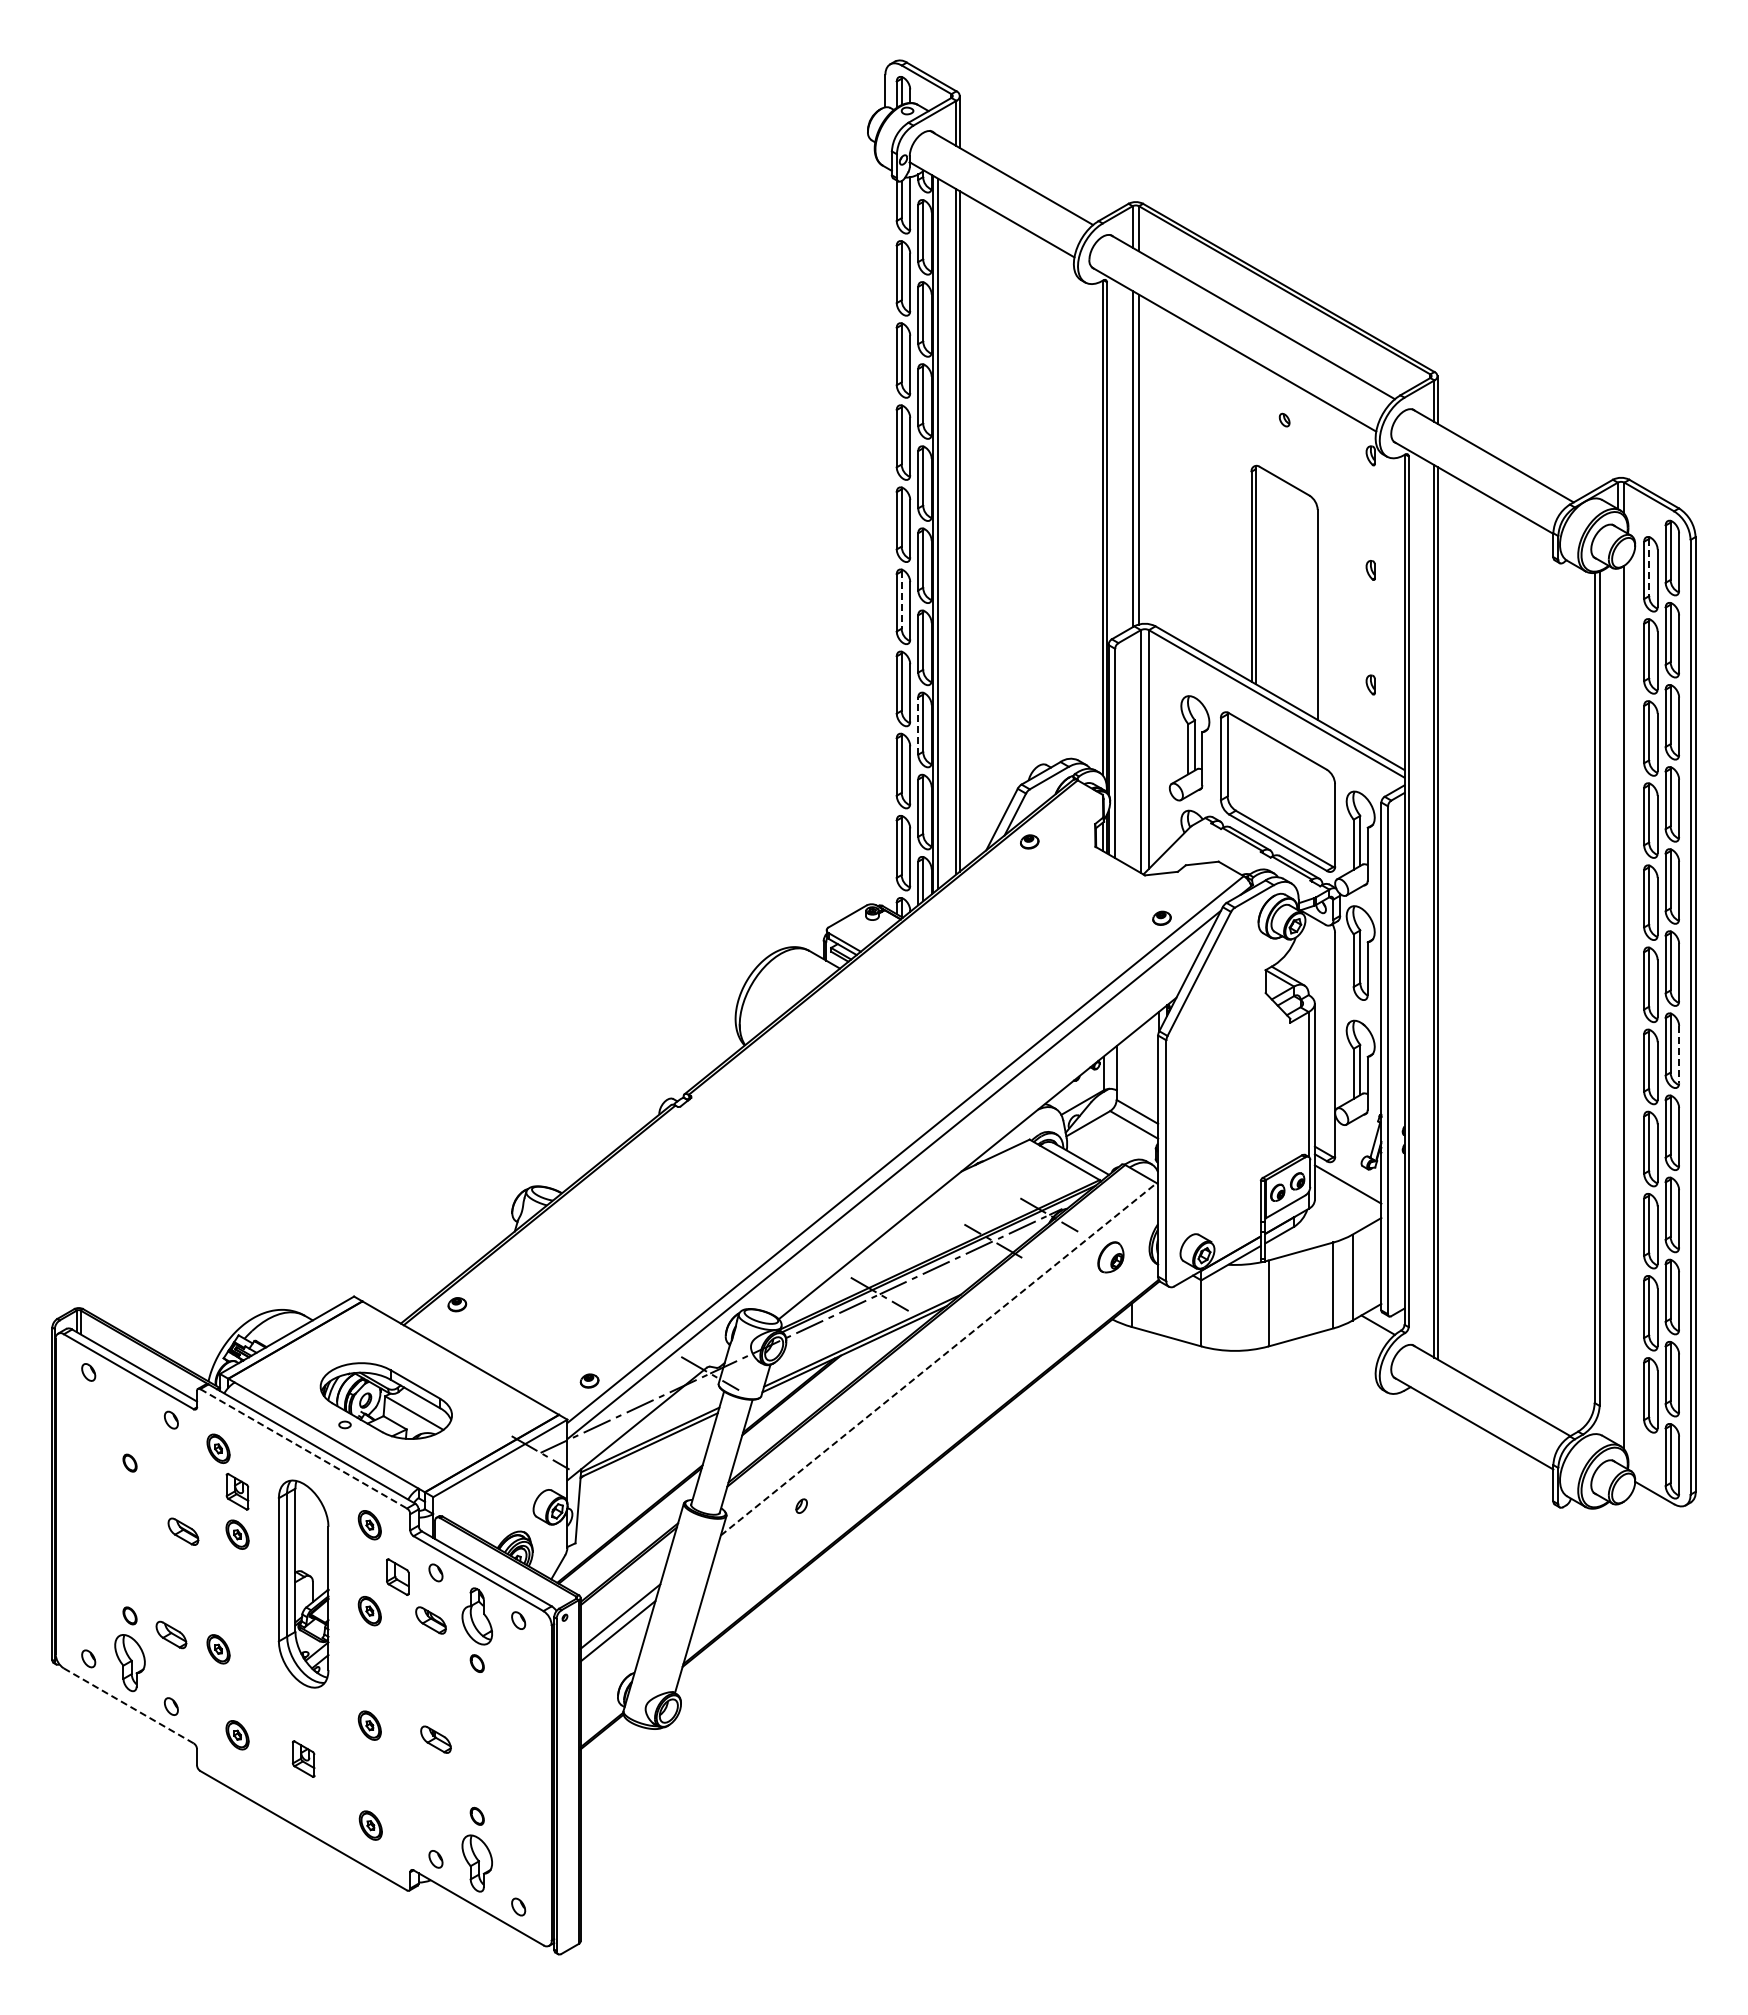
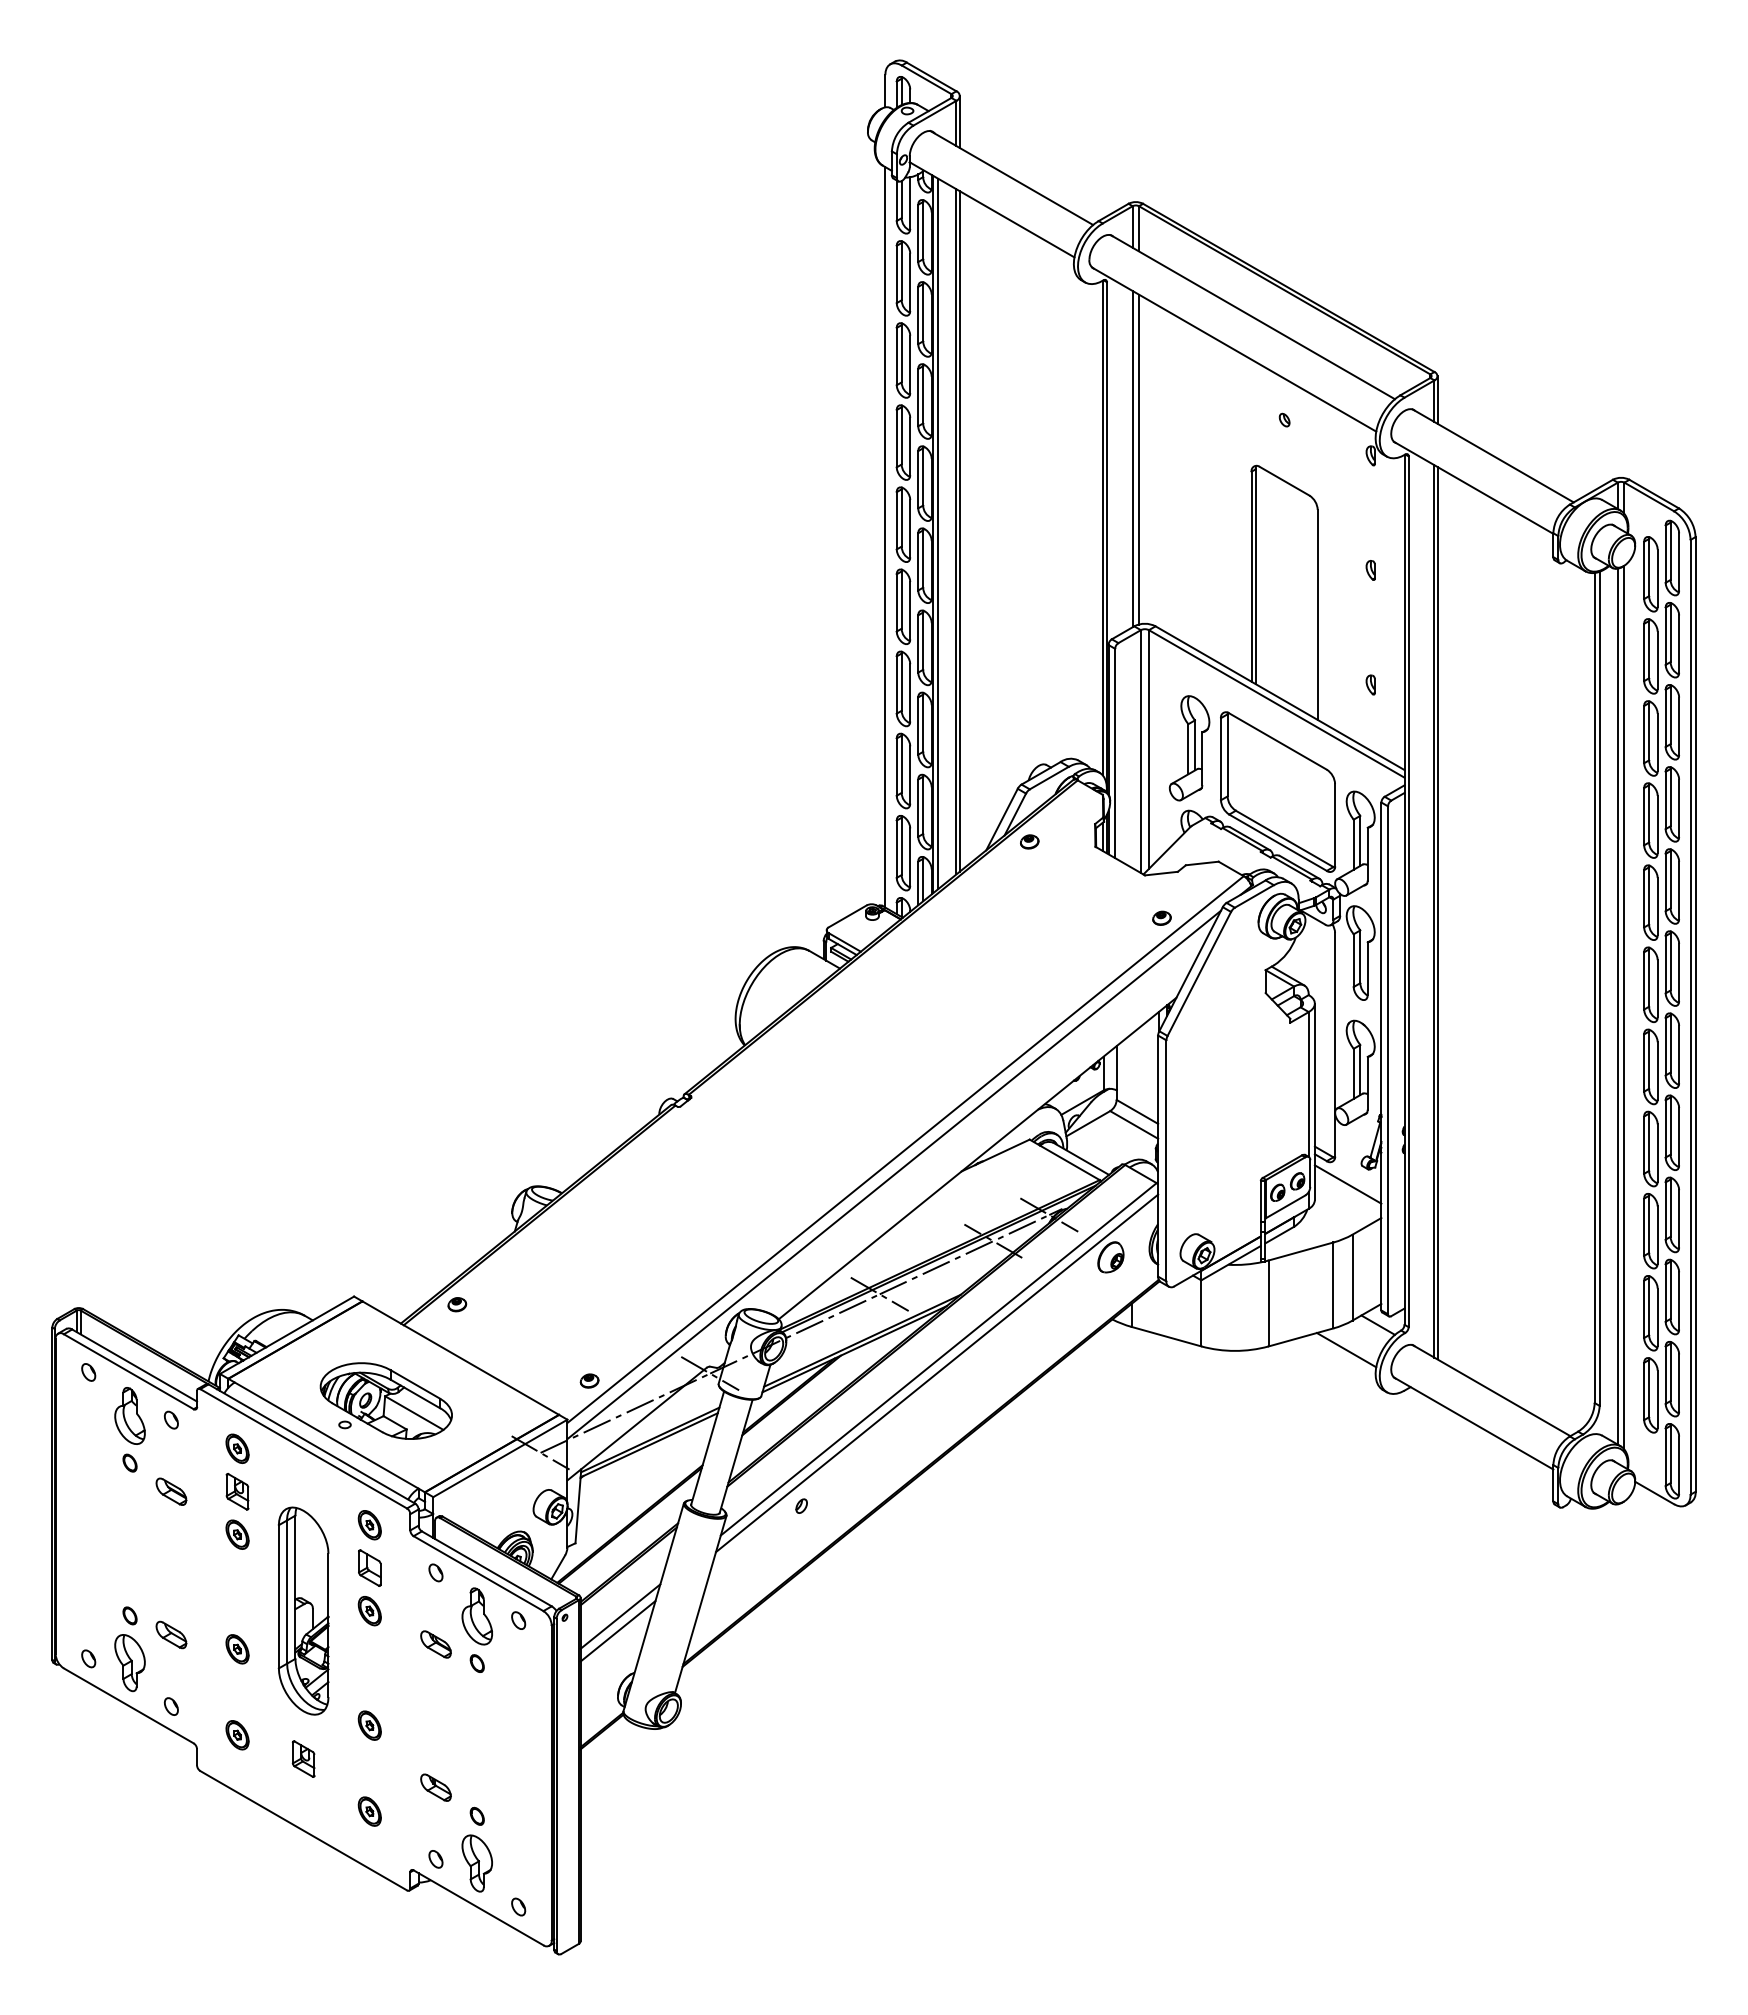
line: none -> present (885, 537)
line: dashed -> solid (1649, 567)
line: dashed -> solid (901, 600)
line: dashed -> solid (918, 726)
line: none -> present (1617, 1006)
line: dashed -> solid (1679, 1054)
line: none -> present (1346, 1350)
line: dashed -> solid (939, 1358)
line: none -> present (937, 1373)
part: none -> present (129, 1415)
part position: (218, 1448) -> (237, 1448) (237, 1448)
line: dashed -> solid (304, 1449)
part position: (183, 1531) -> (171, 1491) (171, 1491)
part position: (397, 1576) -> (369, 1567) (369, 1567)
part position: (303, 1583) -> (303, 1610) (303, 1610)
part position: (430, 1620) -> (435, 1644) (435, 1644)
part position: (218, 1649) -> (237, 1649) (237, 1649)
line: dashed -> solid (128, 1705)
part position: (435, 1739) -> (435, 1787) (435, 1787)
part position: (370, 1825) -> (369, 1811) (369, 1811)
